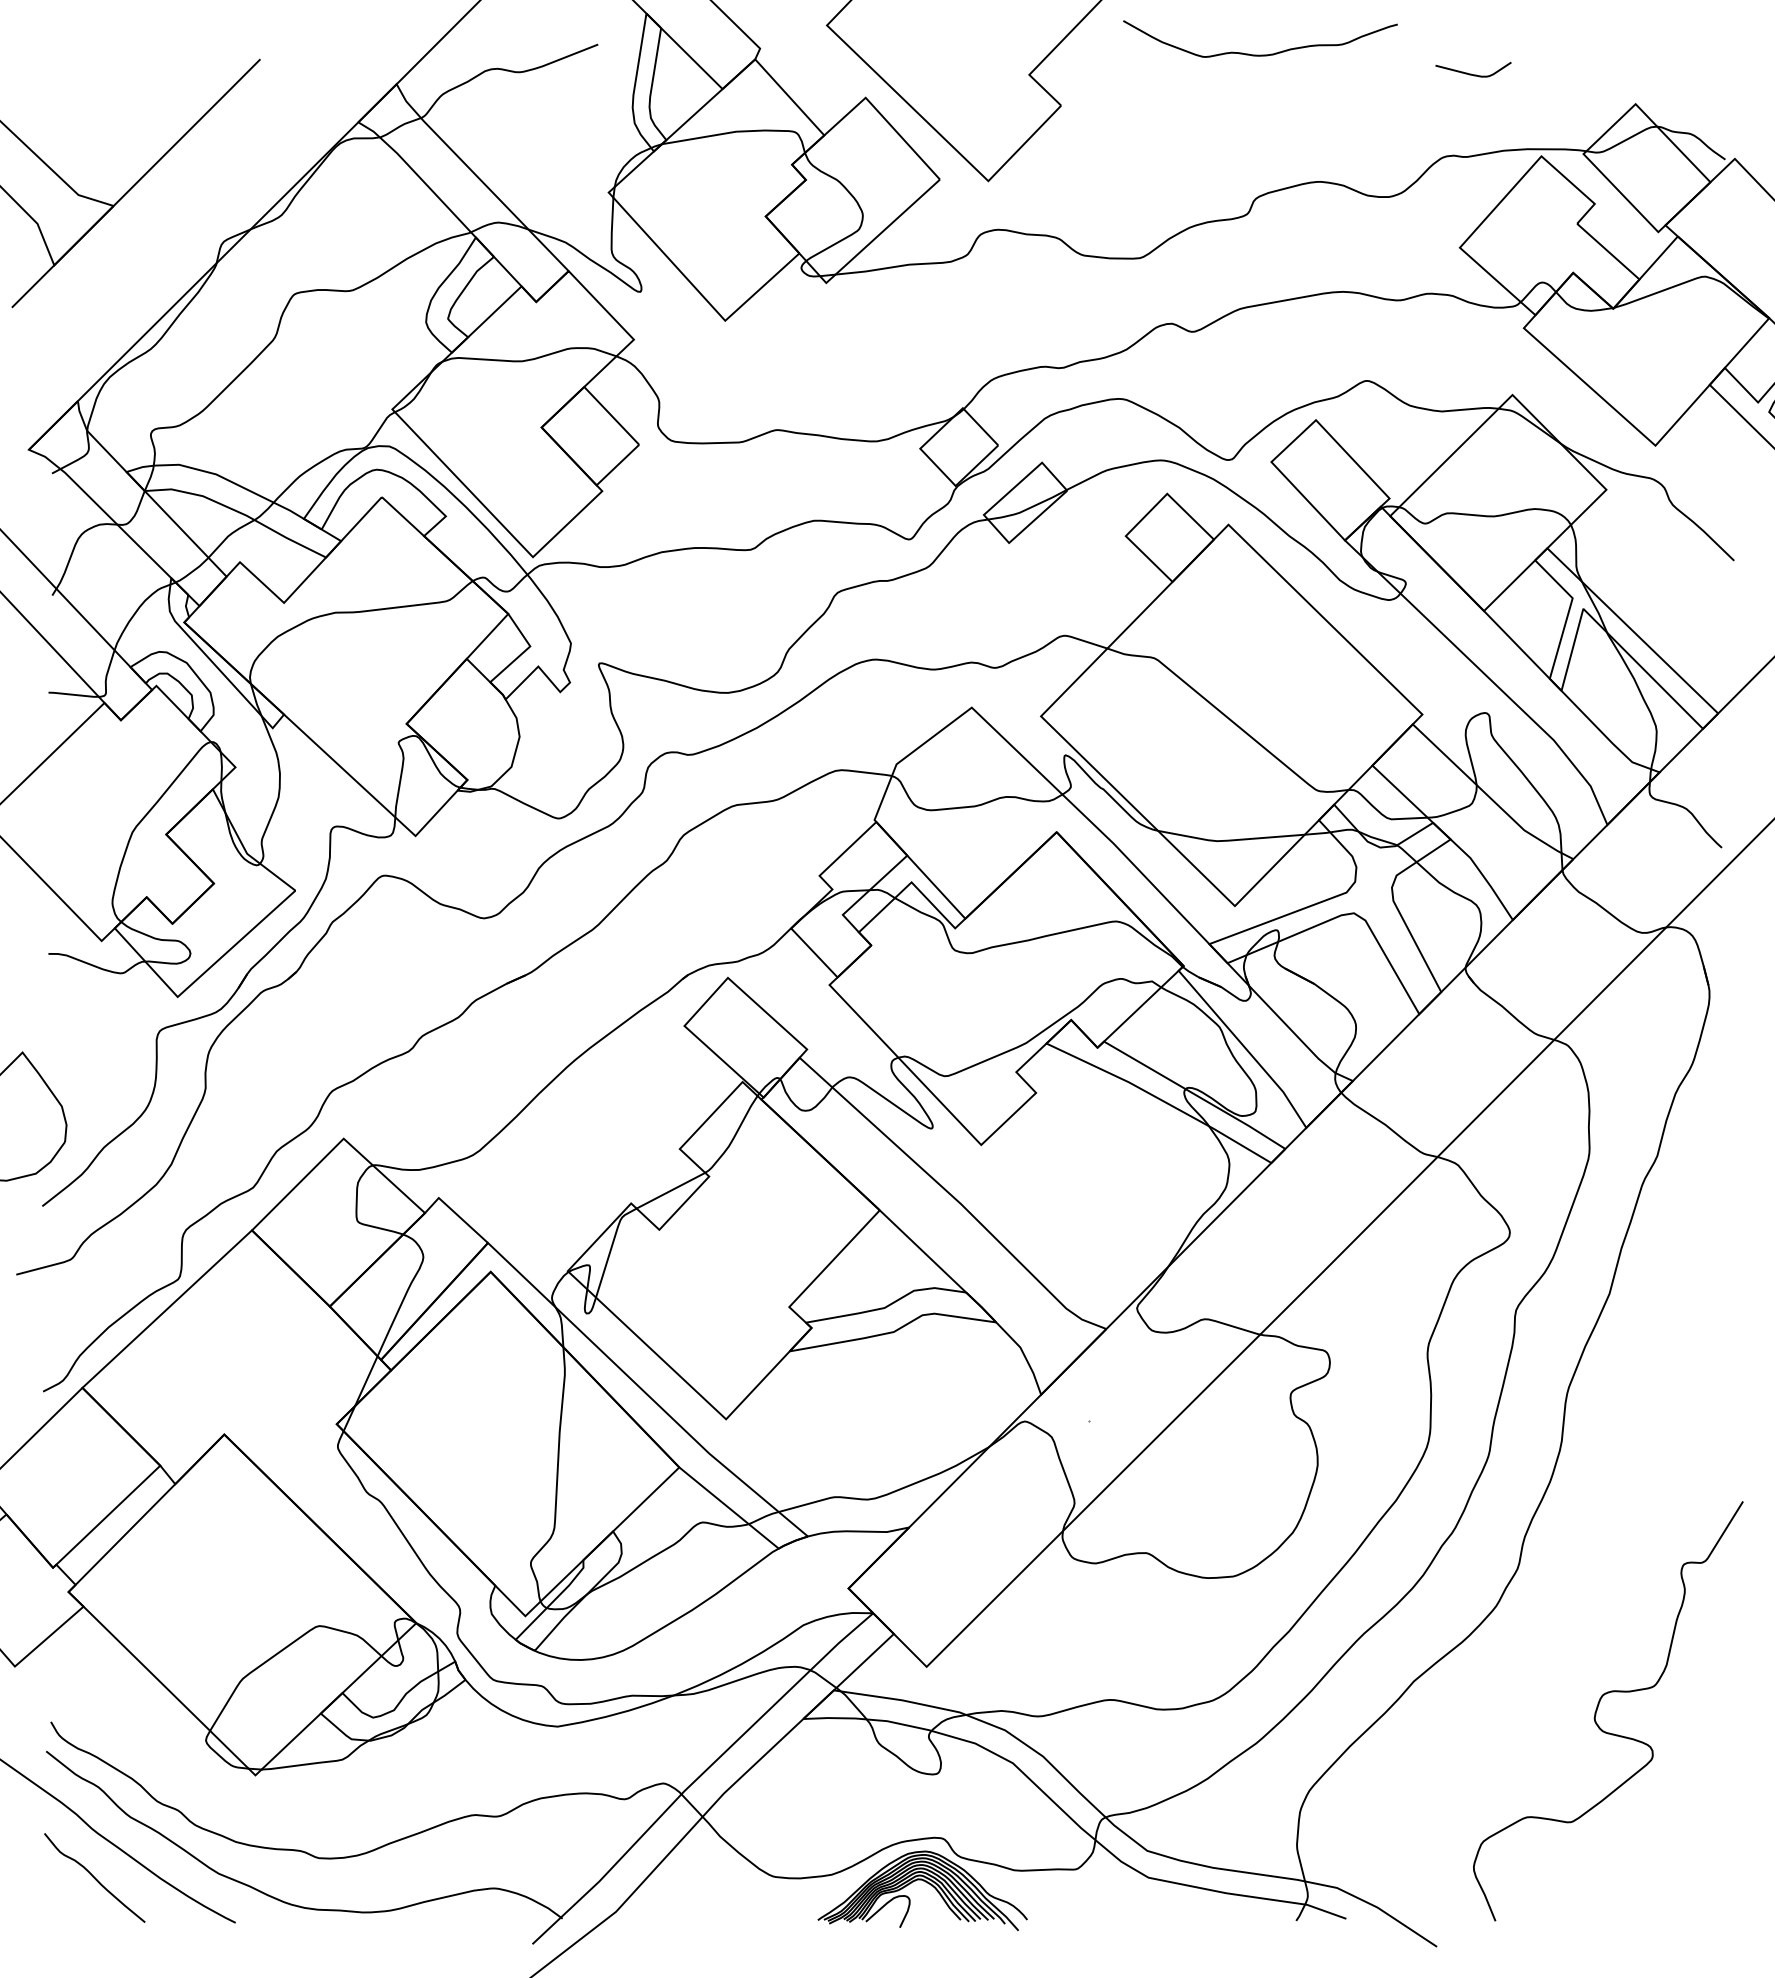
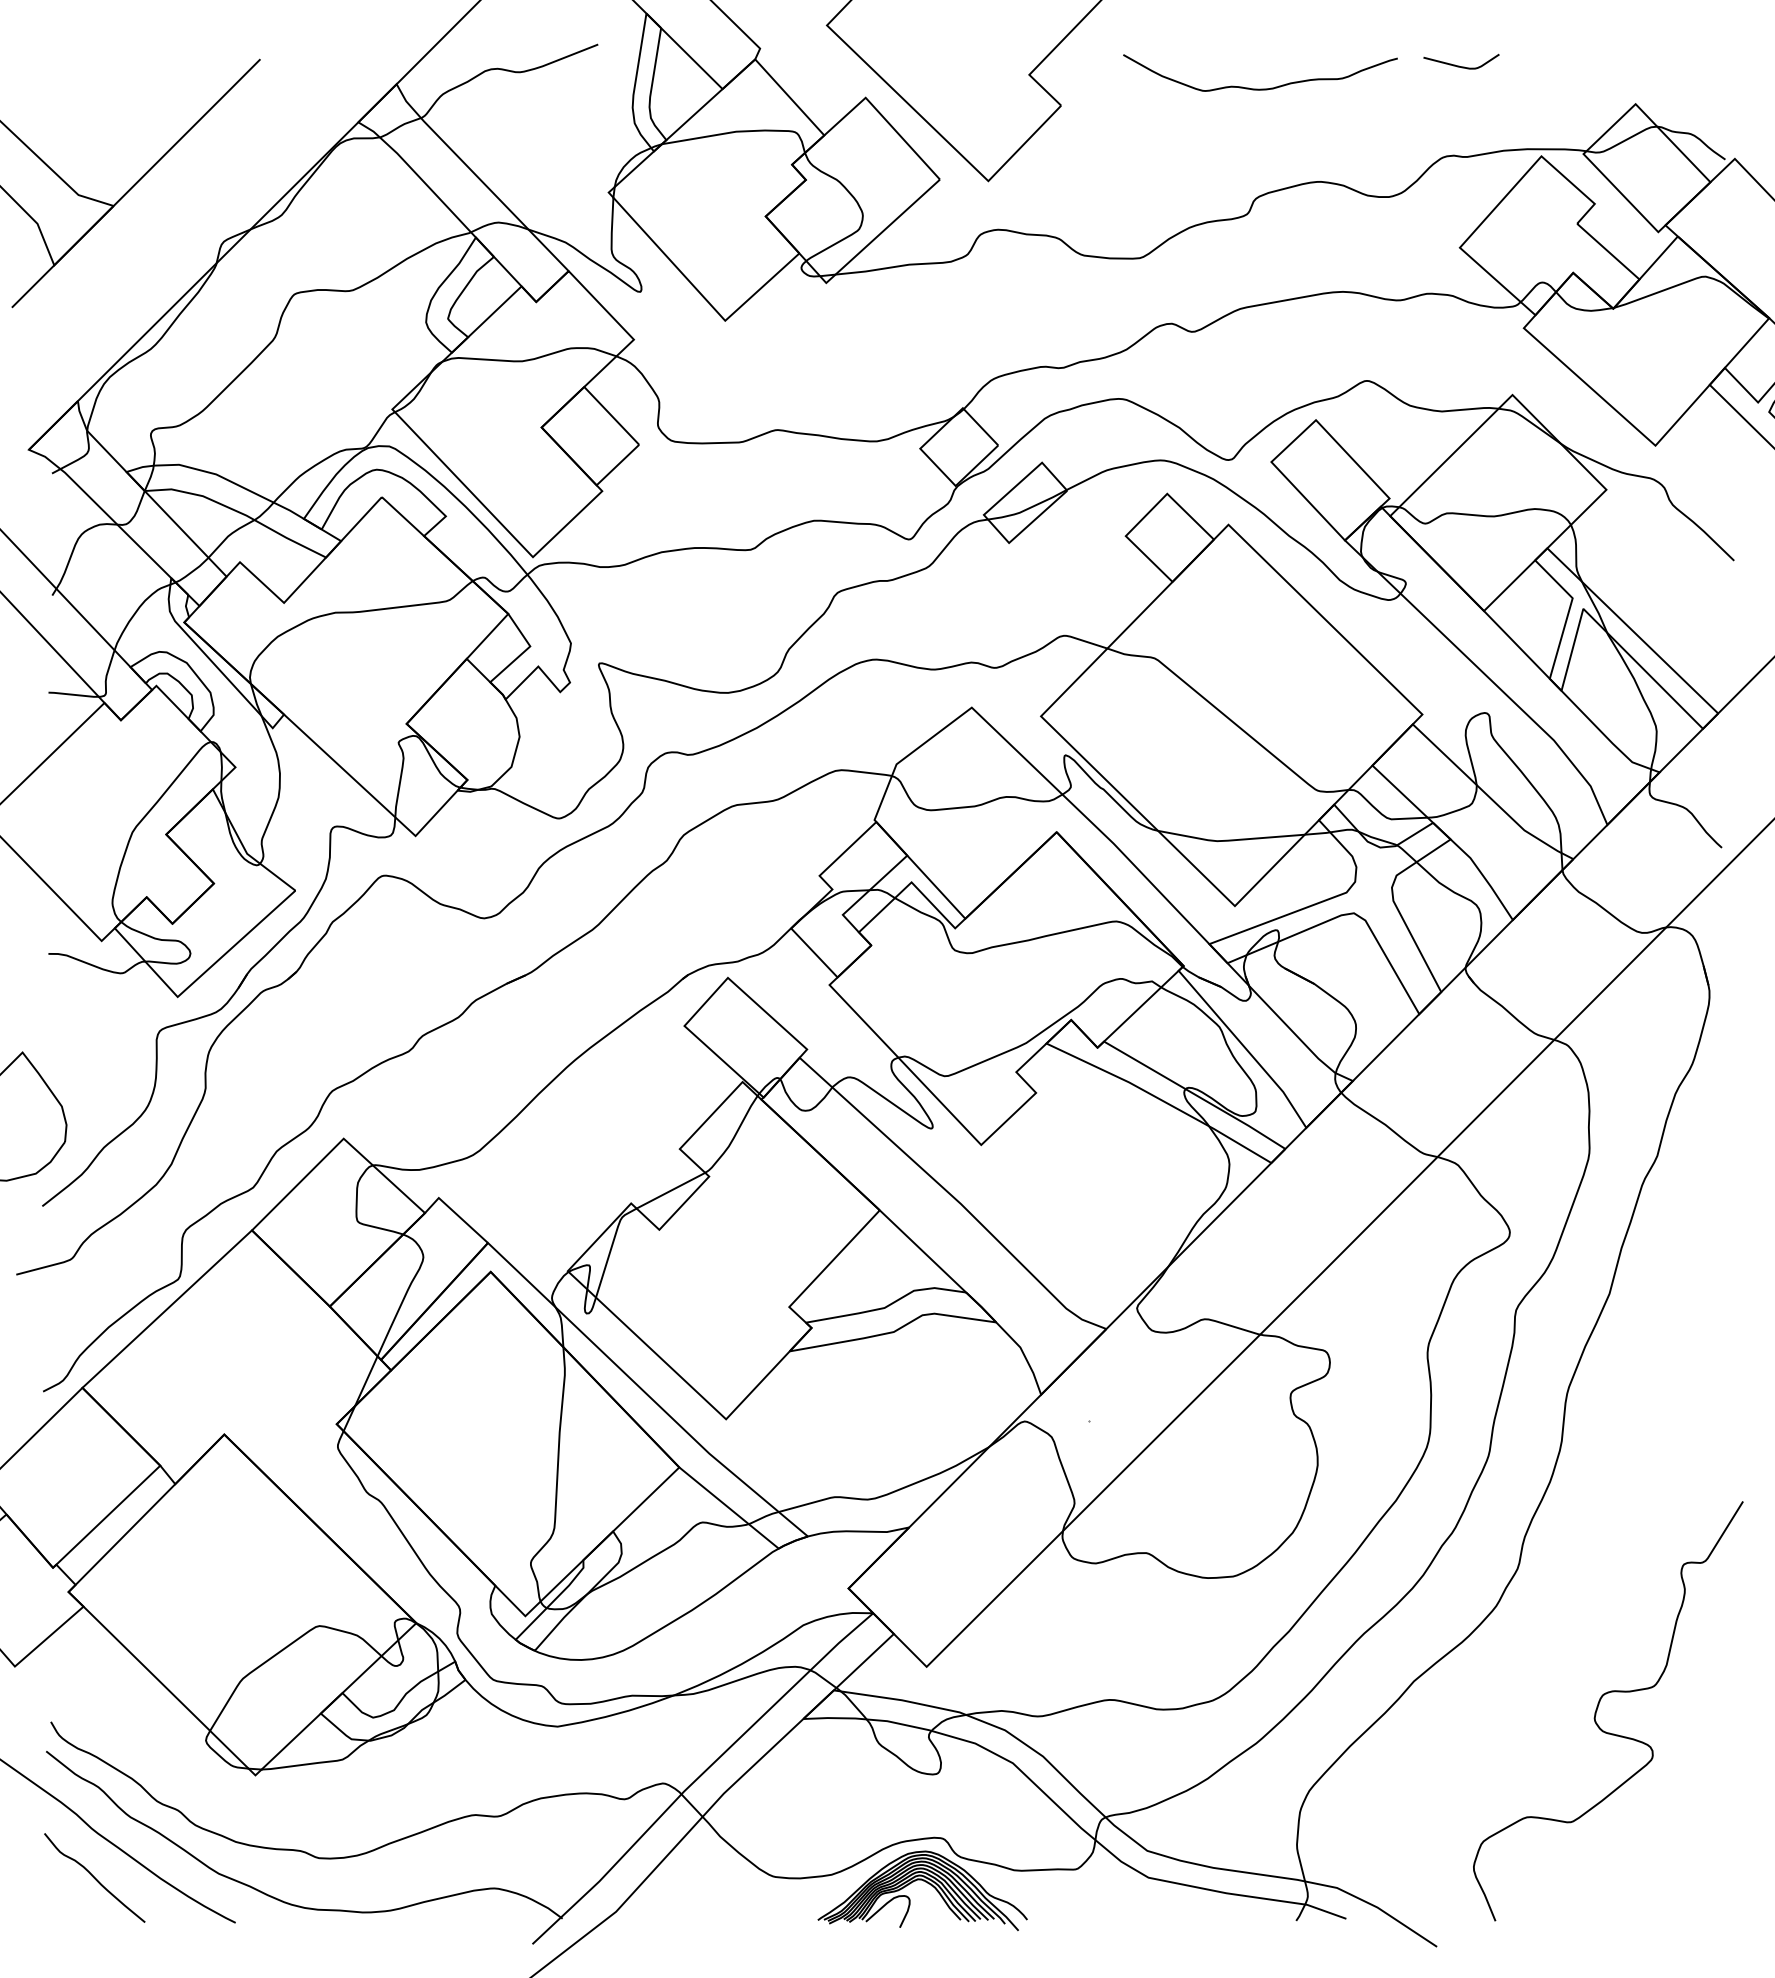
curve position: (1260, 54) -> (1260, 88) (1260, 88)
curve position: (1471, 73) -> (1459, 65) (1459, 65)
